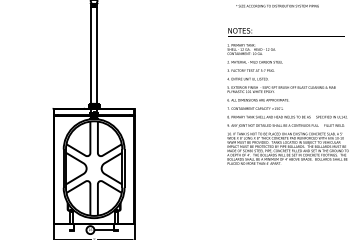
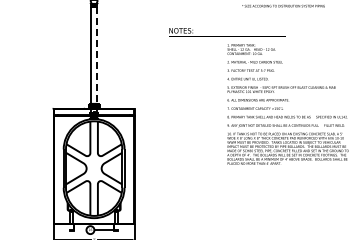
text position: (277, 5) -> (283, 5) (283, 5)
text position: (286, 32) -> (227, 32) (227, 32)
line: solid -> dashed (96, 56)
